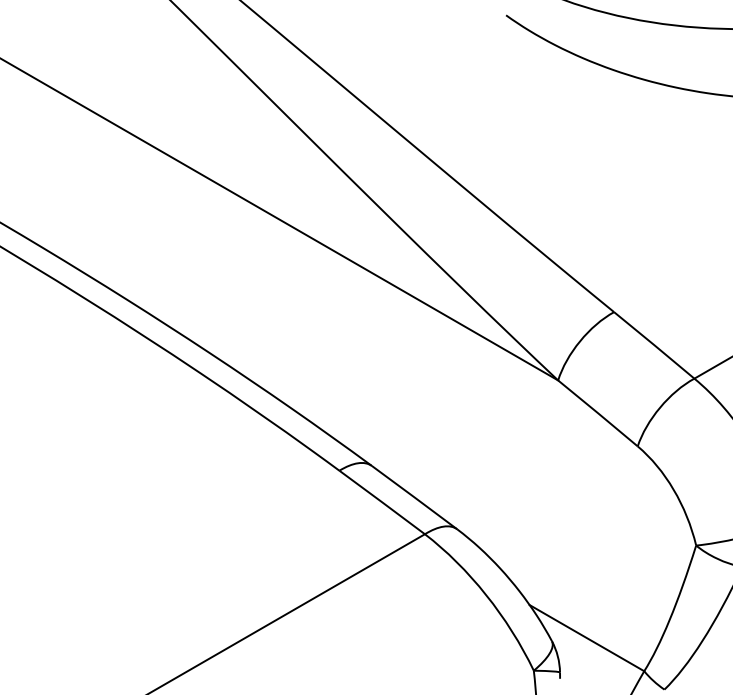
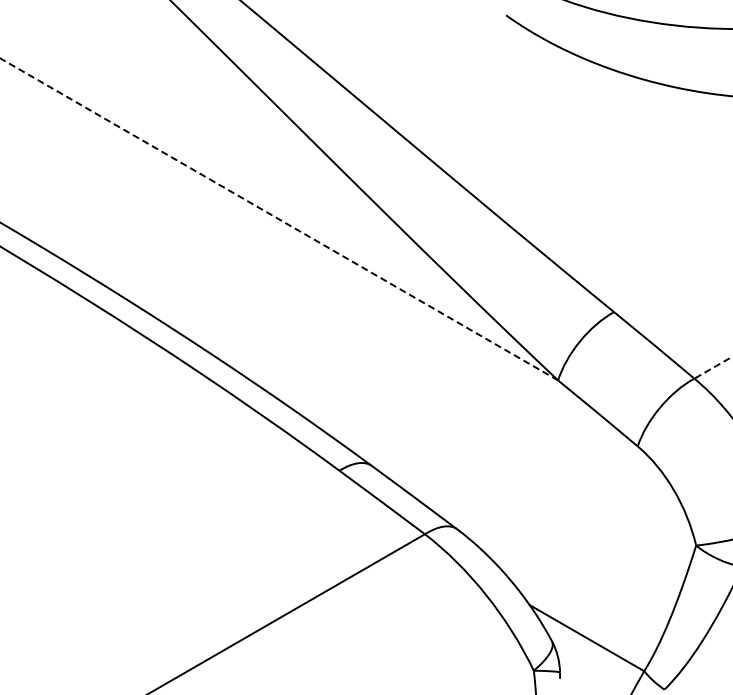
line: solid -> dashed (279, 219)
line: solid -> dashed (713, 367)
